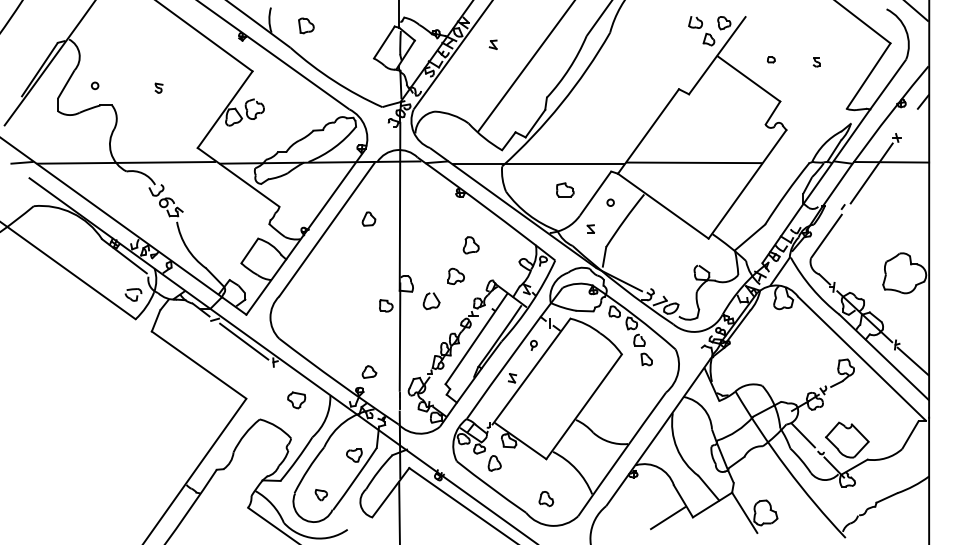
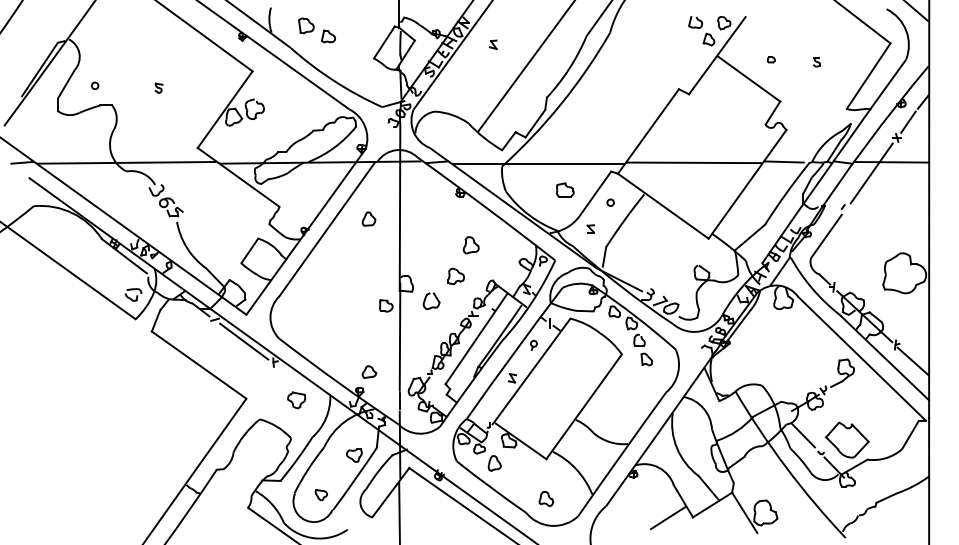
part: none -> present (328, 36)
line: none -> present (908, 121)
line: none -> present (783, 161)
